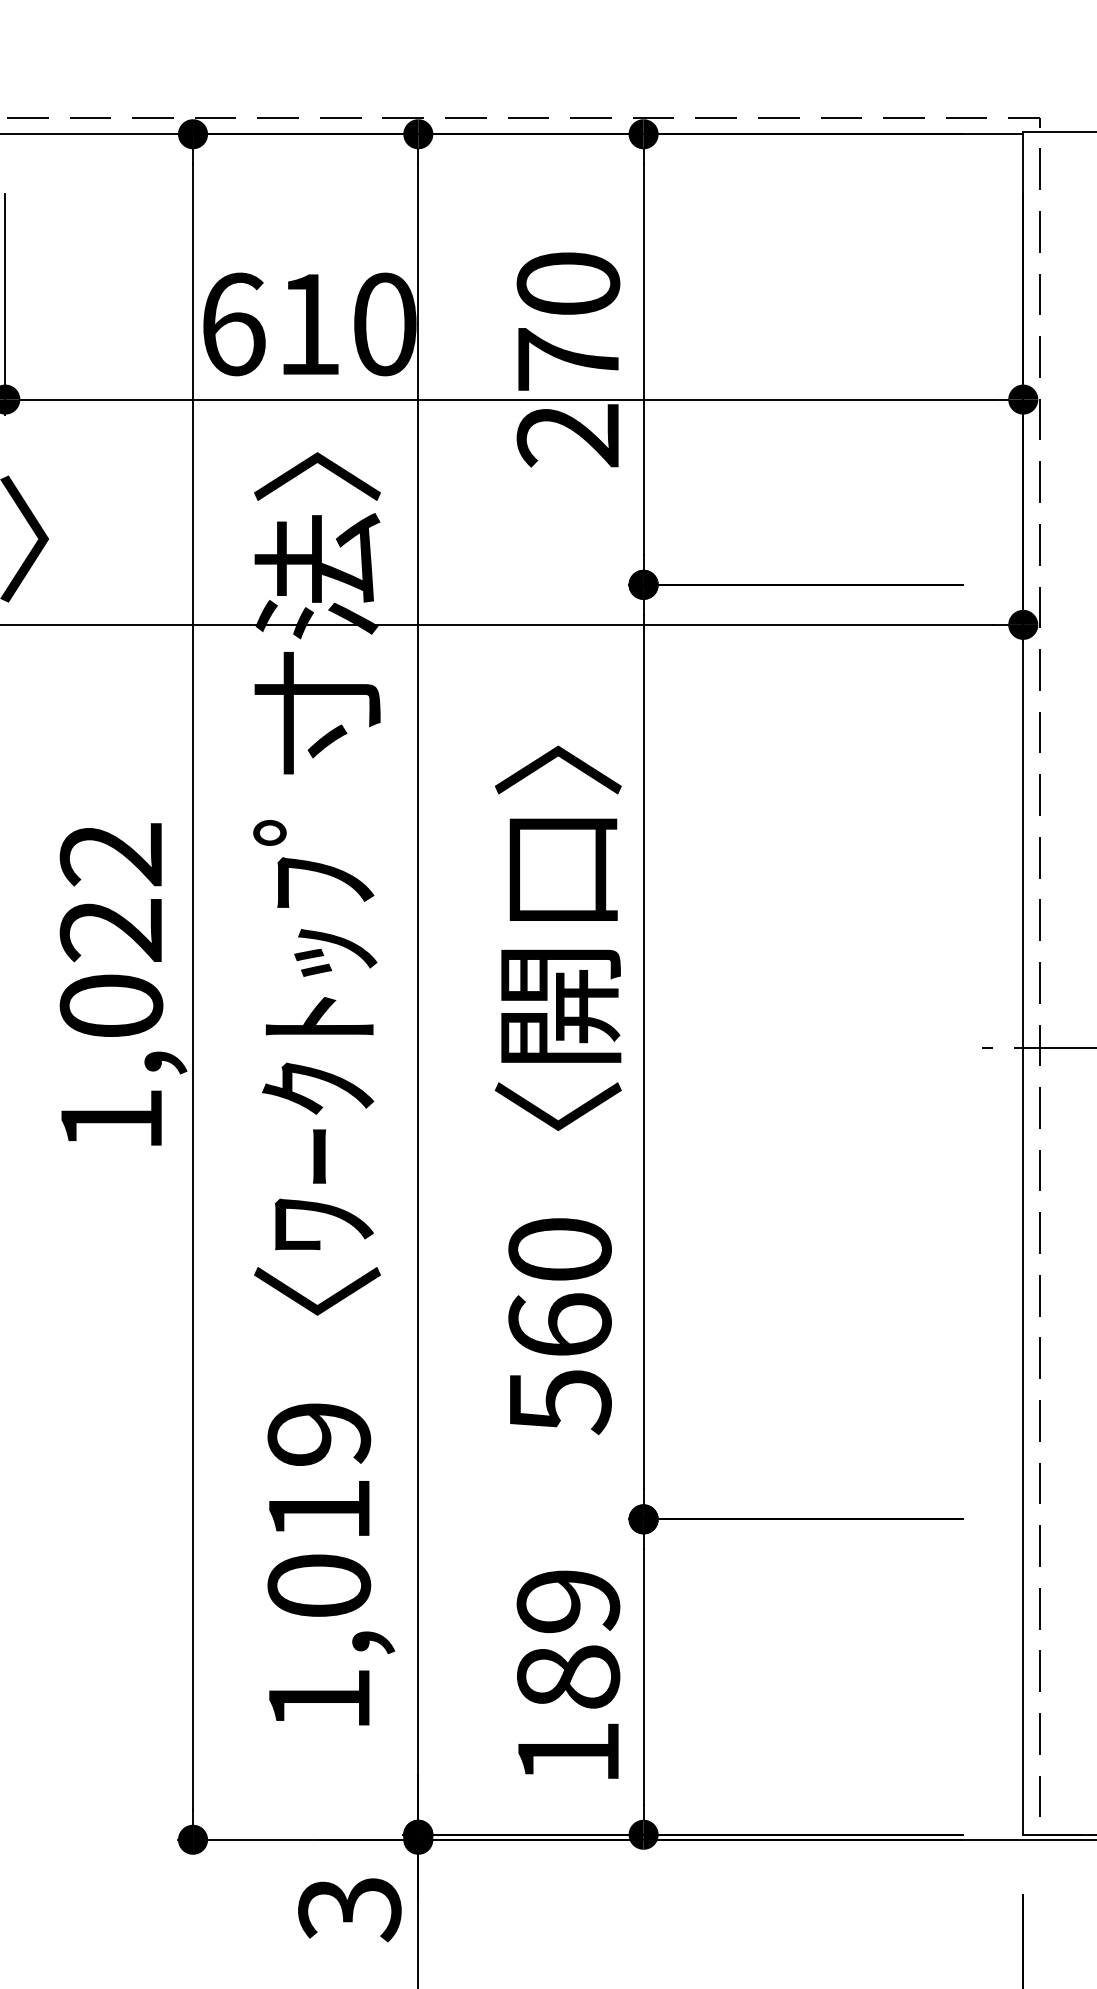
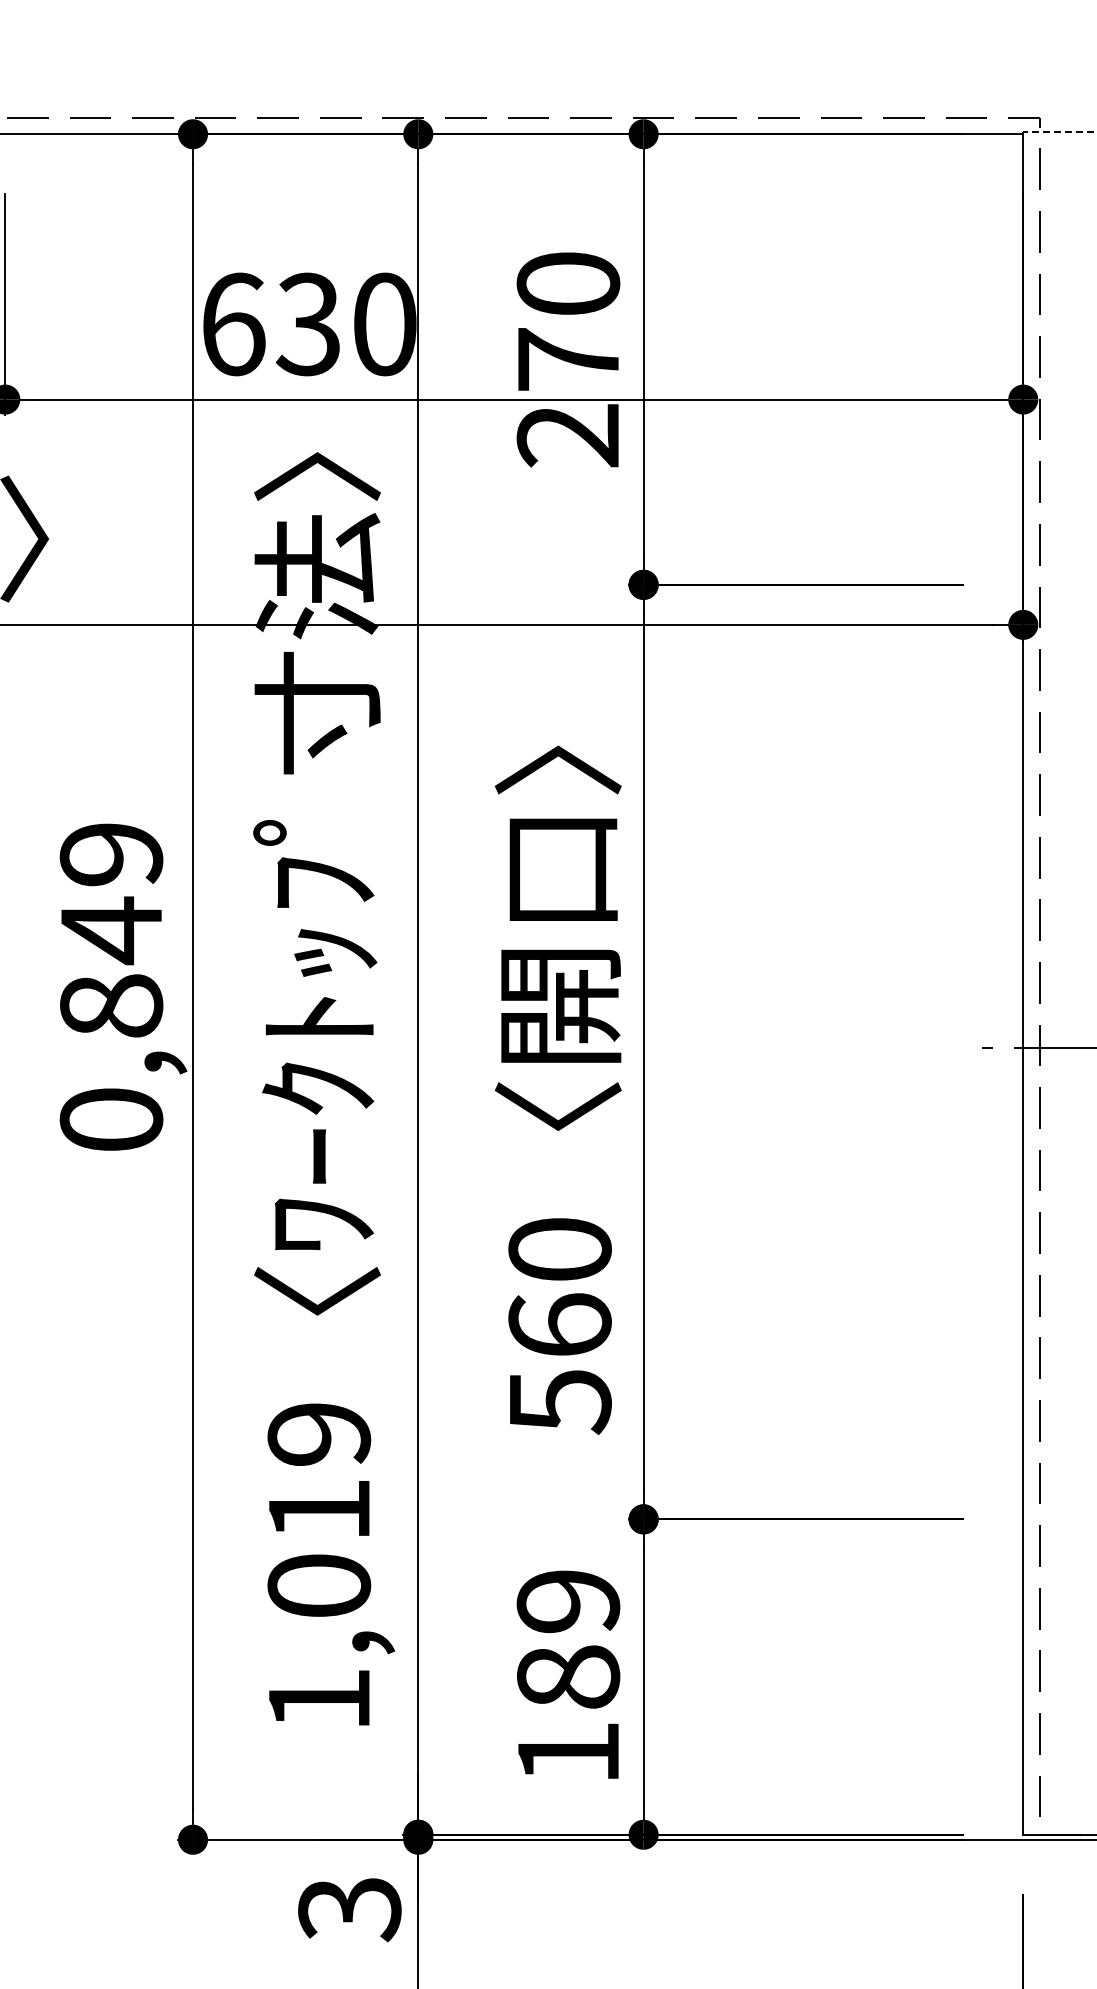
line: solid -> dashed (1058, 131)
text: 610 -> 630 (307, 324)
text: 1,022 -> 0,849 (111, 986)
